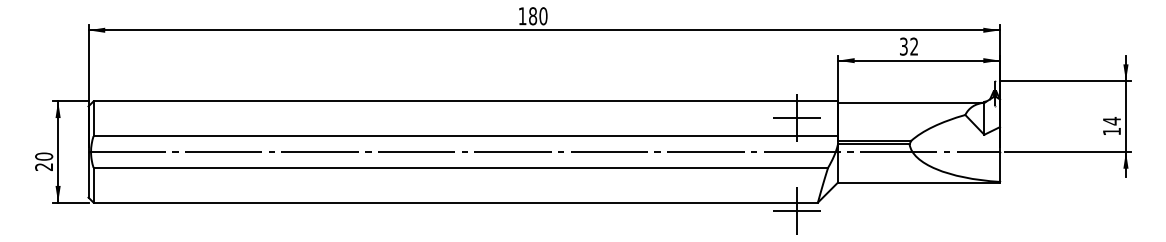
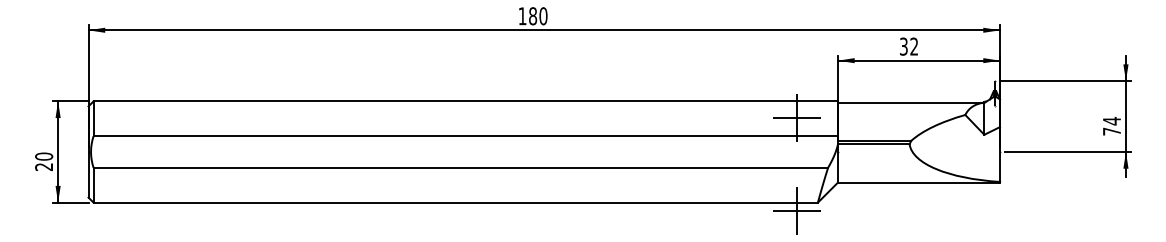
text: 14 -> 74 (1111, 131)
line: present -> none (544, 152)
